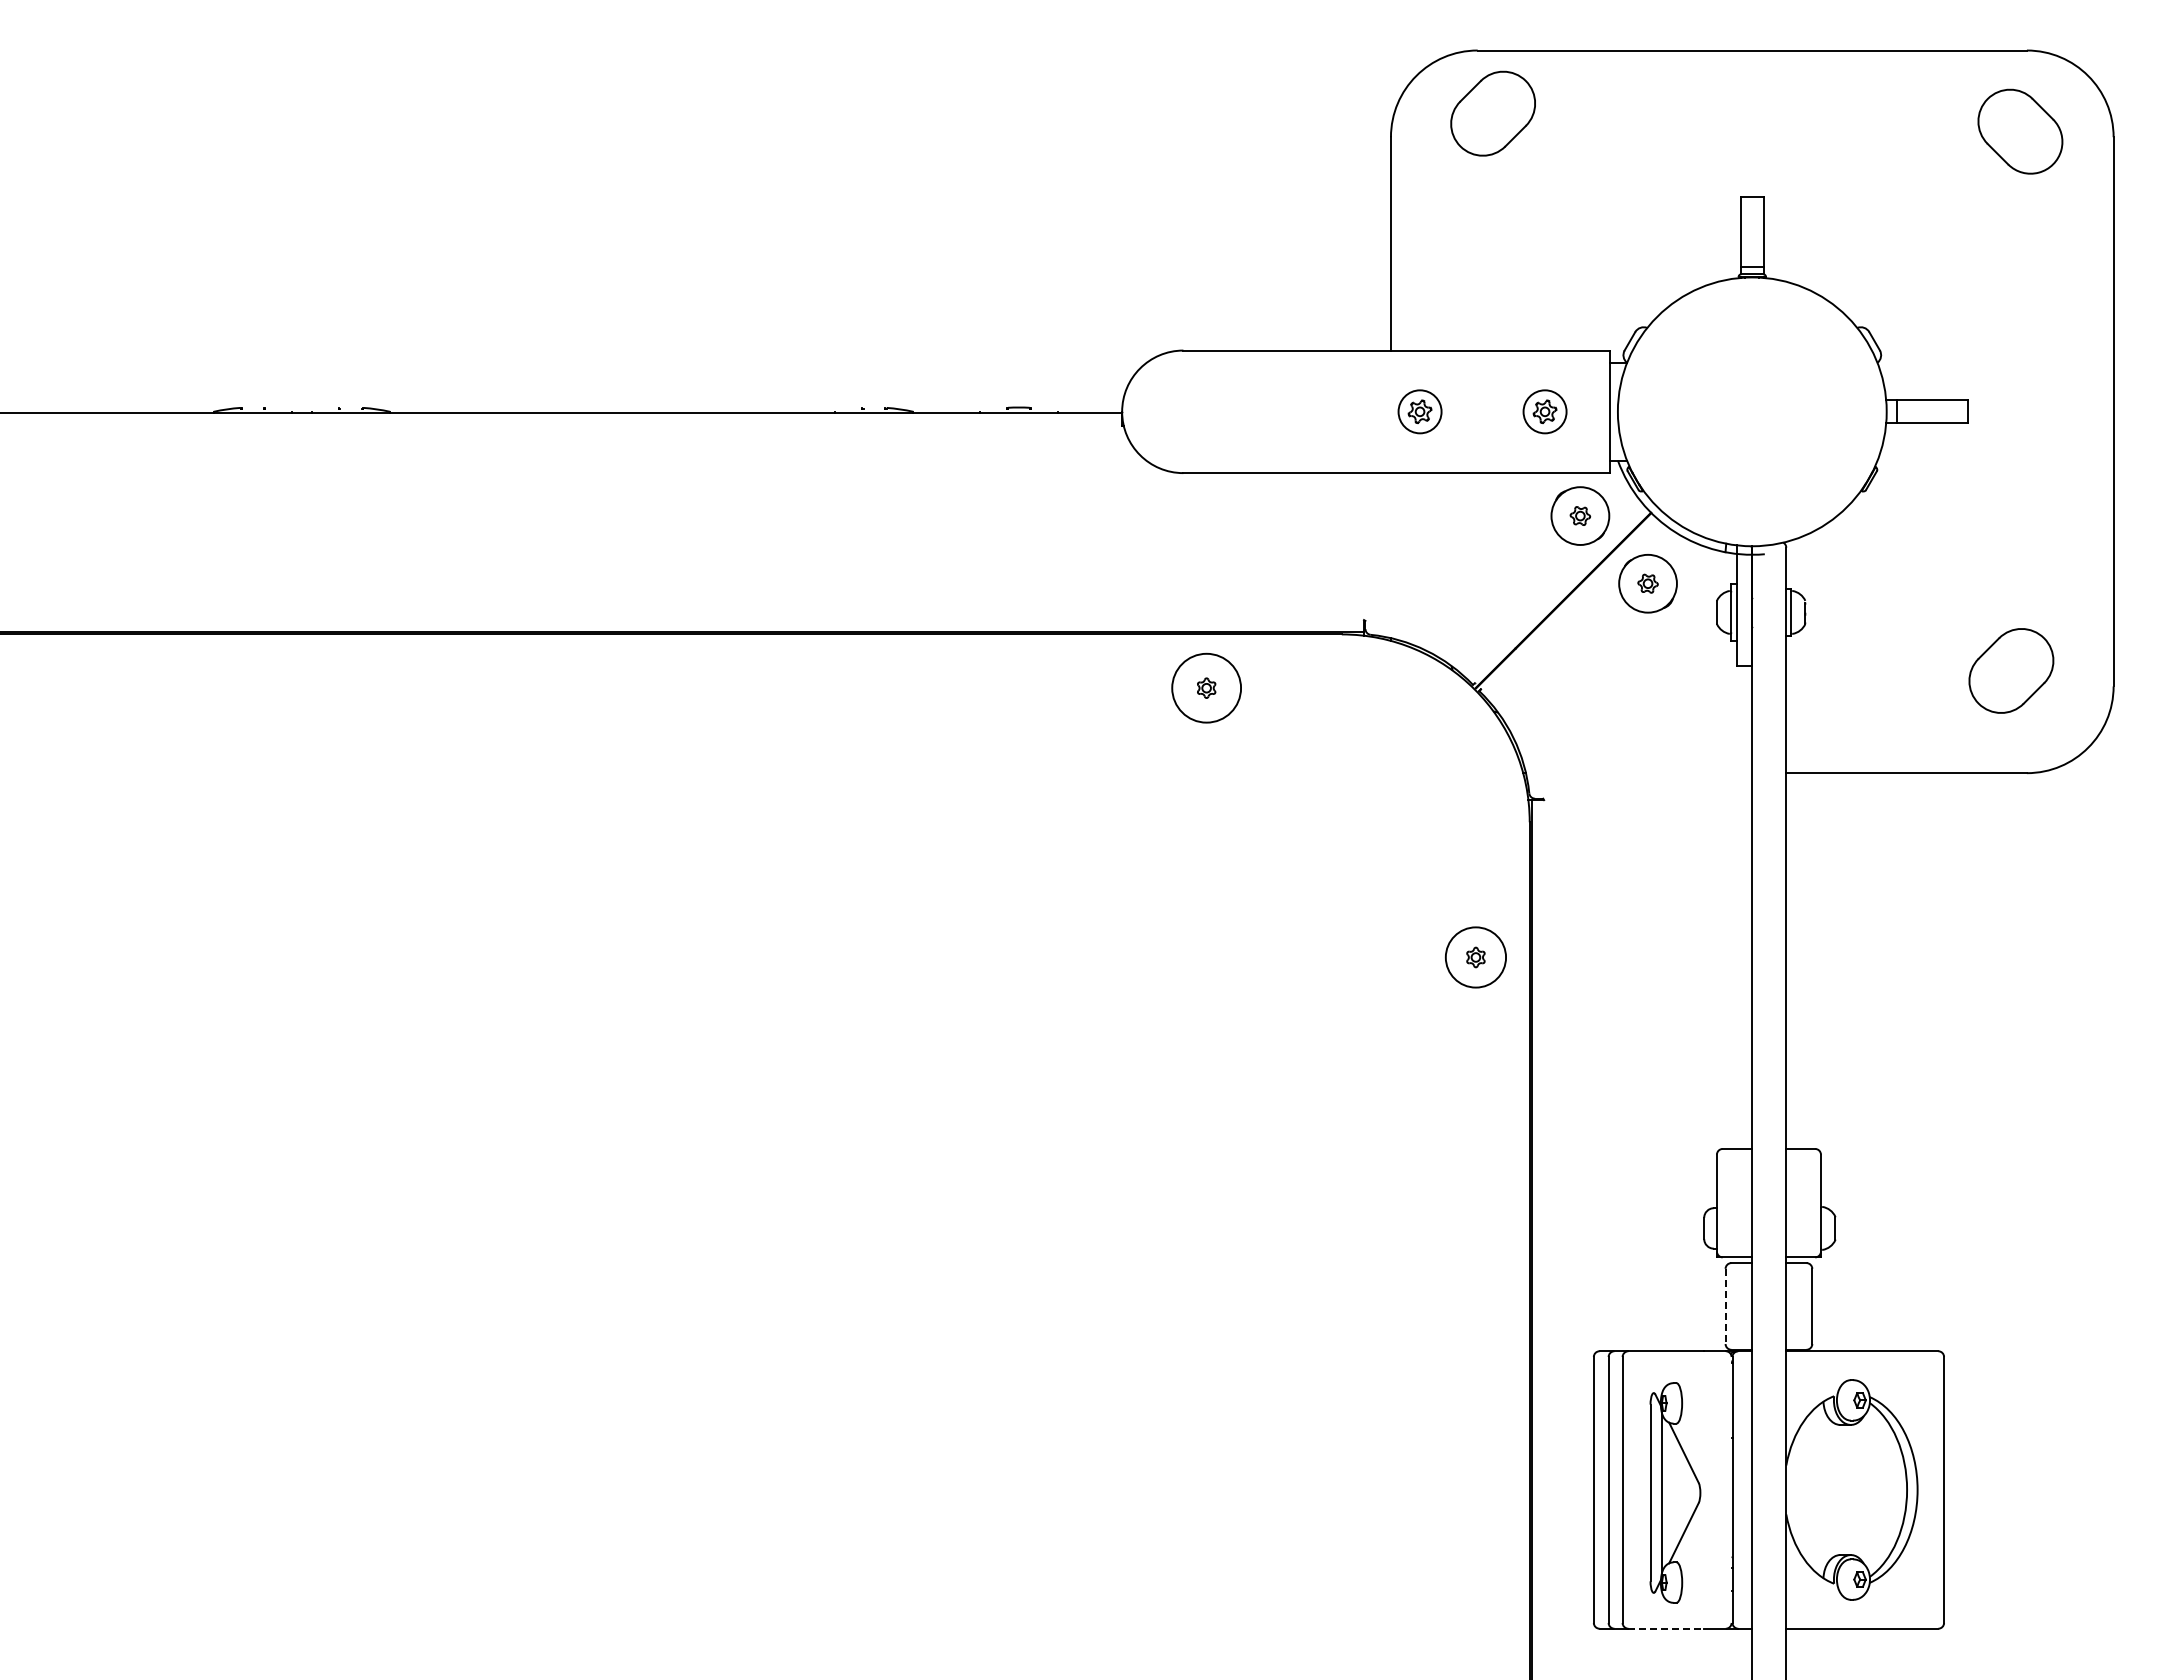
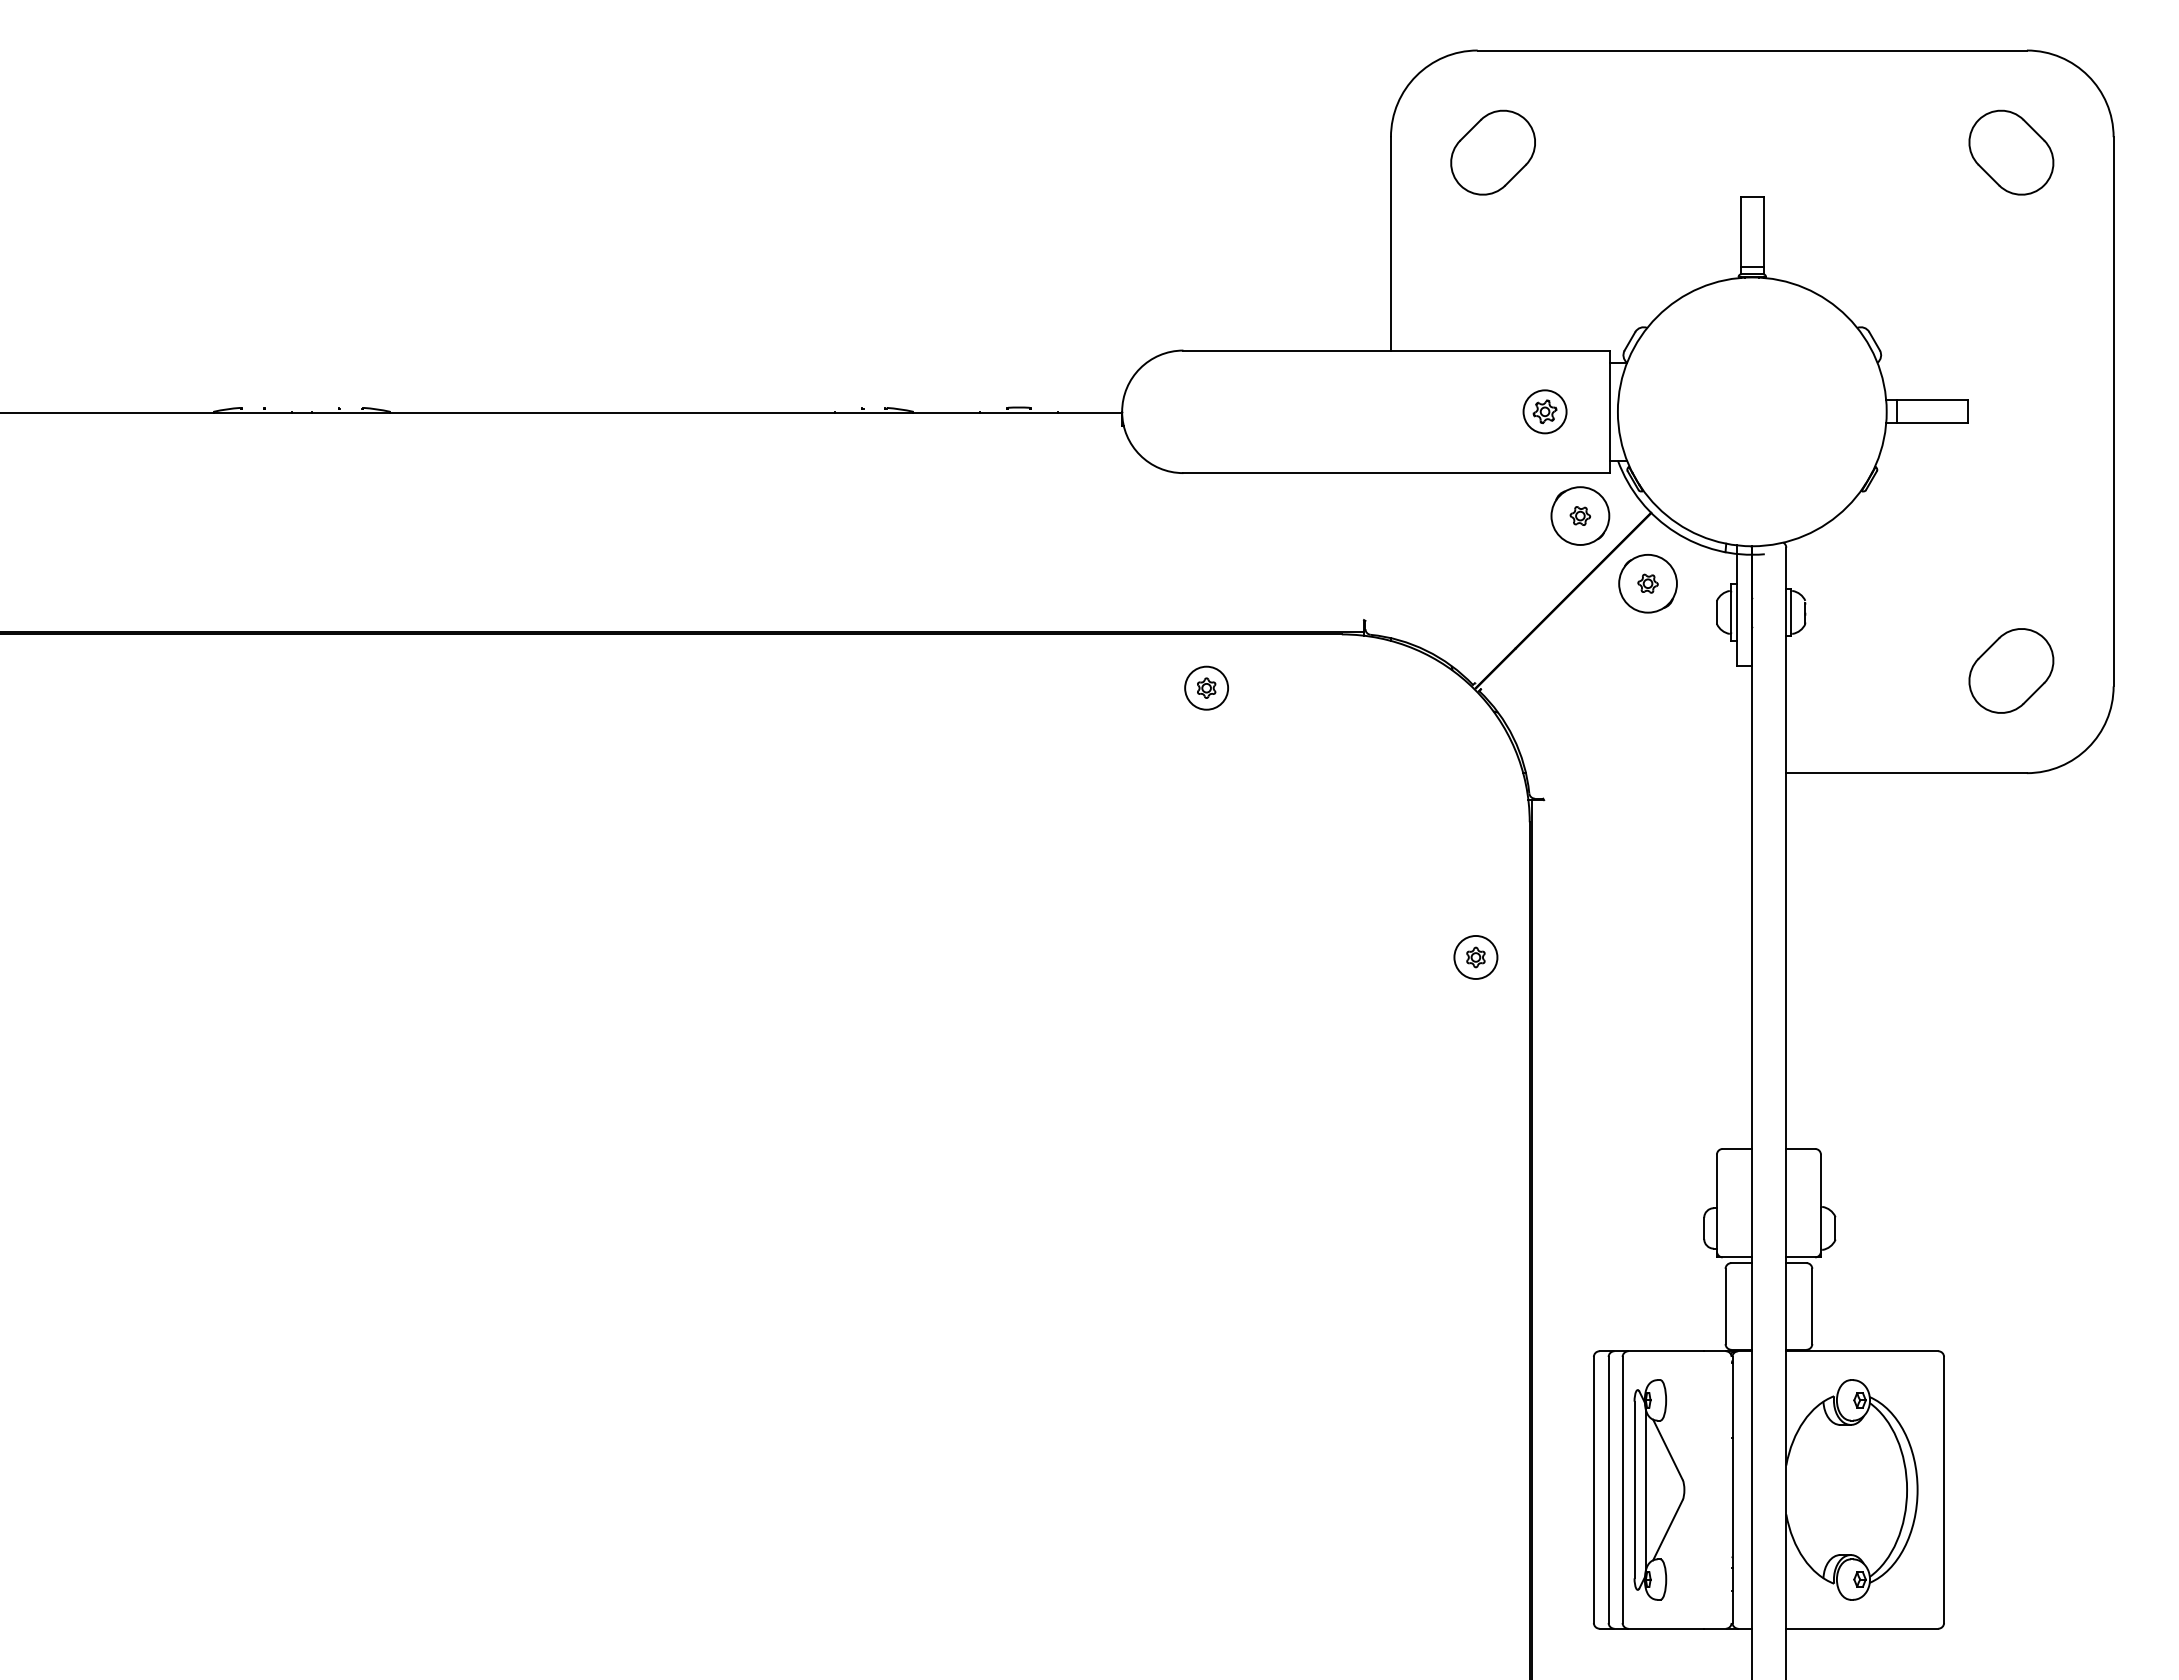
part position: (1492, 113) -> (1492, 152) (1492, 152)
part position: (2020, 131) -> (2011, 152) (2011, 152)
part: present -> none (1419, 411)
circle diameter: 69 px -> 43 px (1206, 687)
circle diameter: 60 px -> 43 px (1475, 956)
line: dashed -> solid (1725, 1306)
part position: (1675, 1492) -> (1659, 1489) (1659, 1489)
line: dashed -> solid (1666, 1628)
